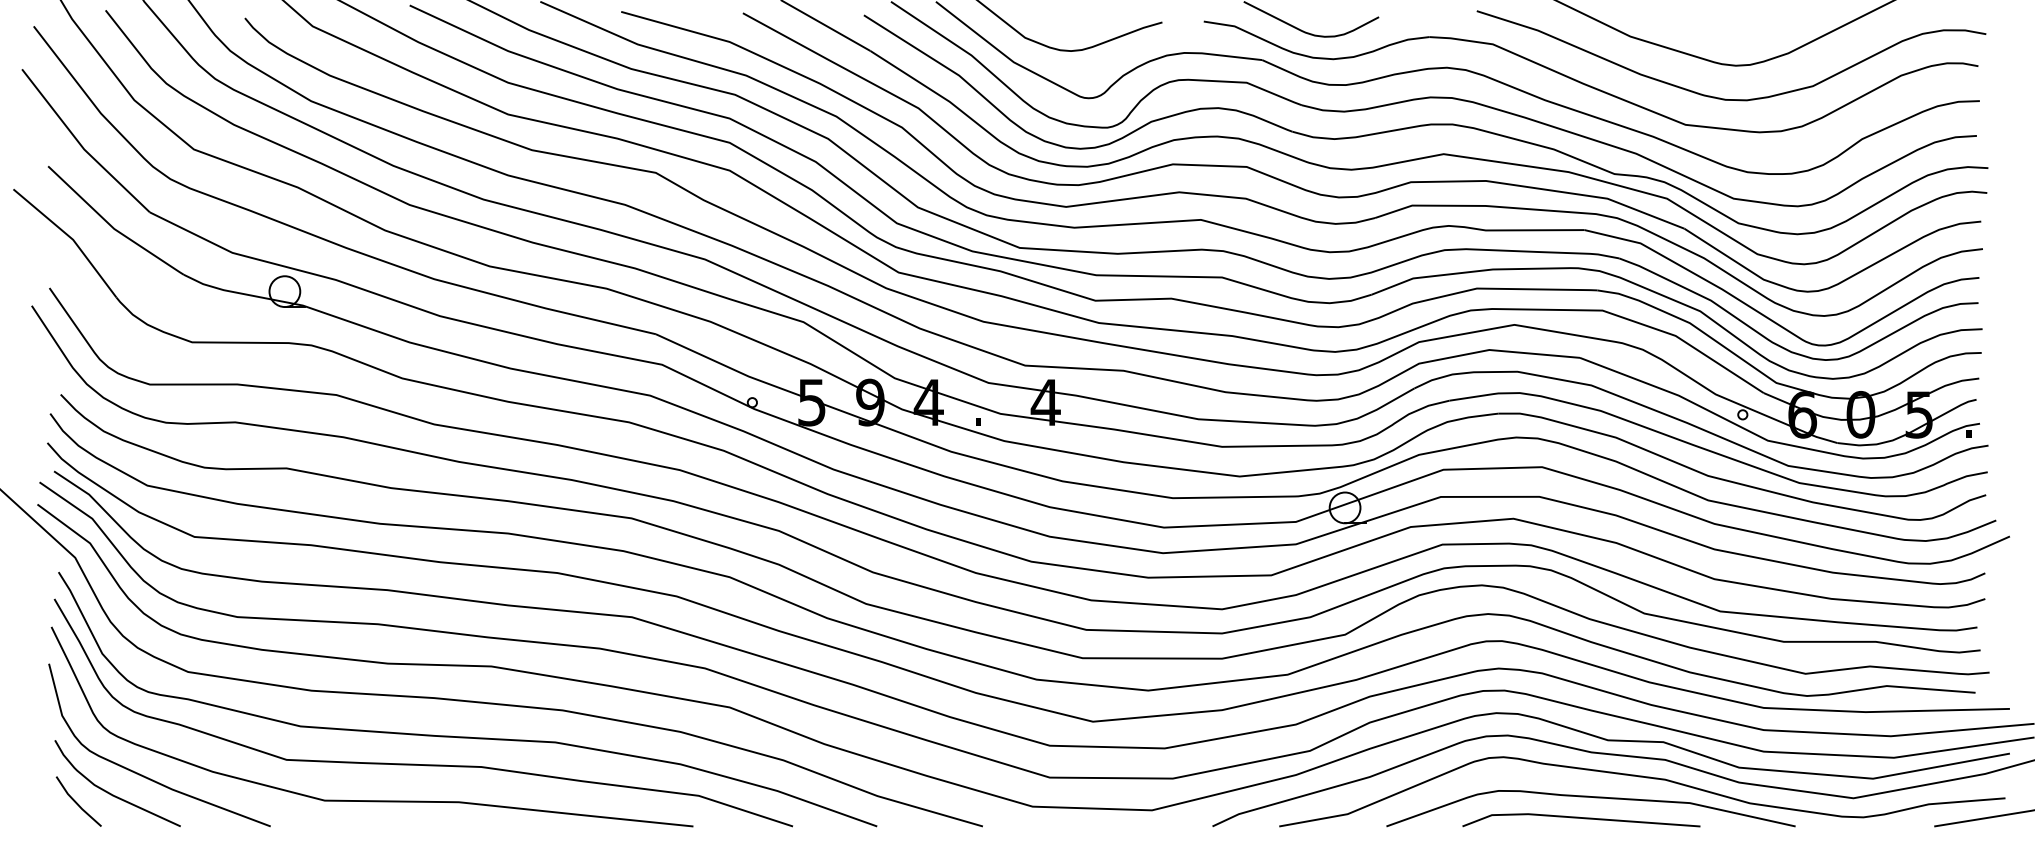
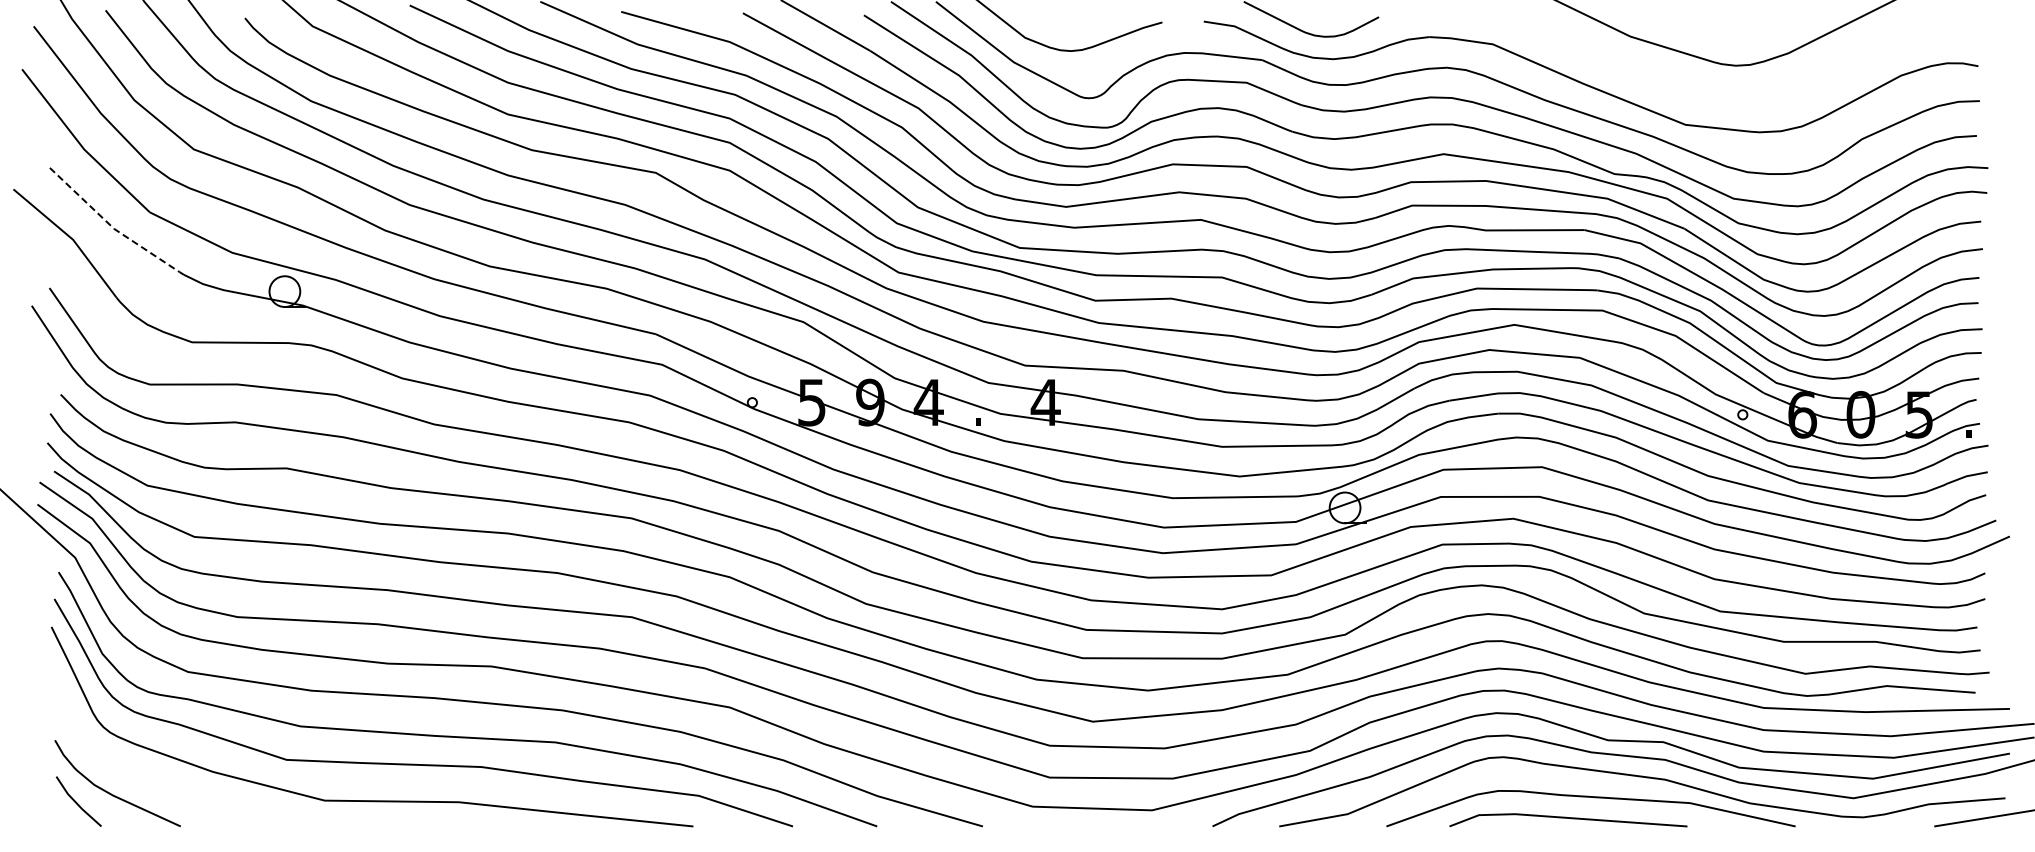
curve: present -> none (1720, 97)
line: solid -> dashed (112, 226)
curve: present -> none (144, 775)
line position: (1581, 818) -> (1568, 818) (1568, 818)
